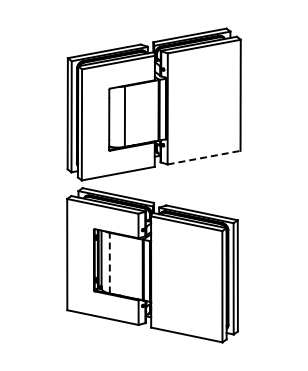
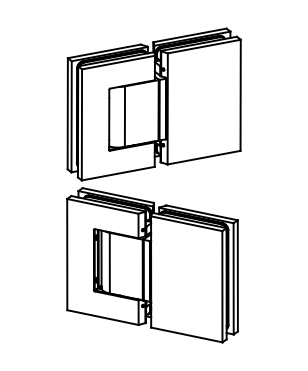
line: dashed -> solid (204, 157)
line: dashed -> solid (109, 262)
